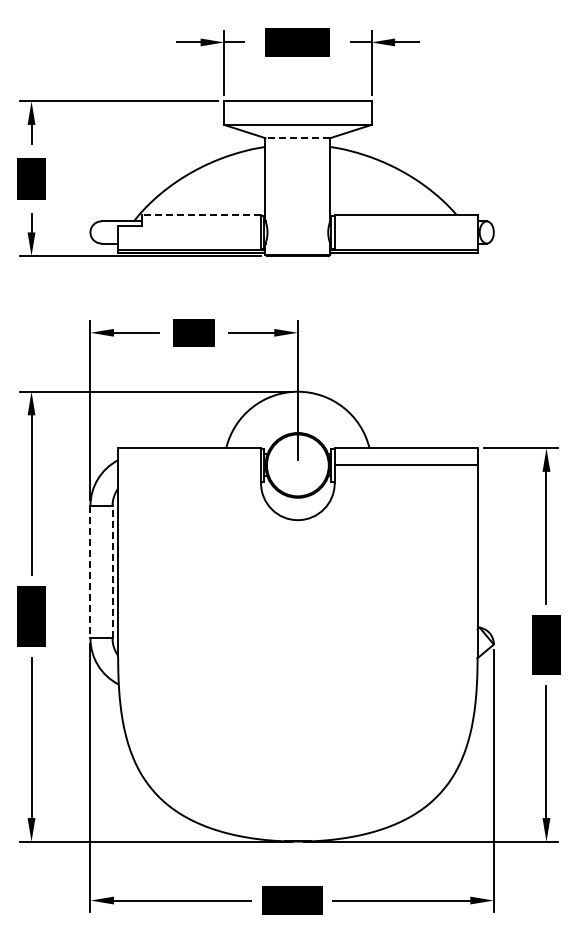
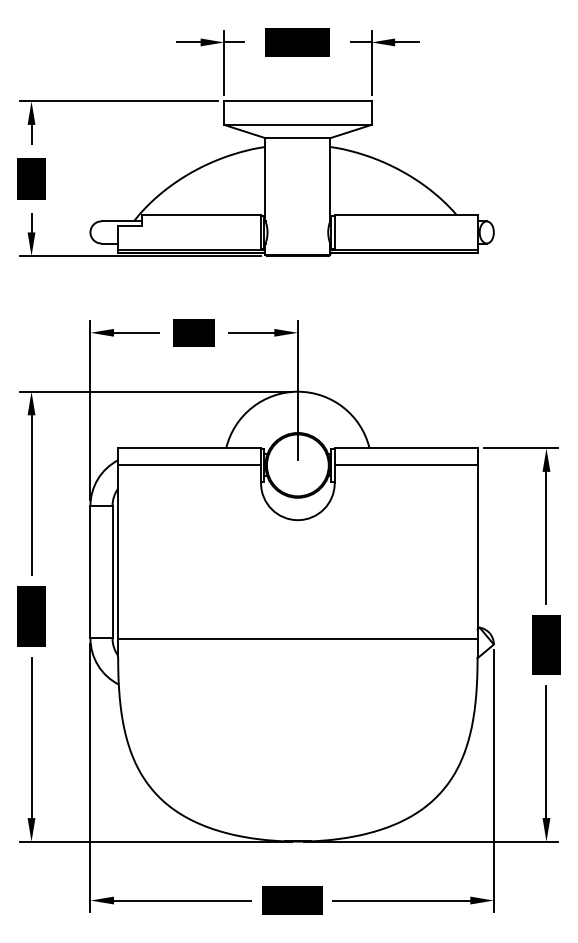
line: dashed -> solid (297, 138)
line: dashed -> solid (201, 215)
line: none -> present (189, 465)
line: dashed -> solid (112, 571)
line: dashed -> solid (90, 572)
line: none -> present (297, 639)
